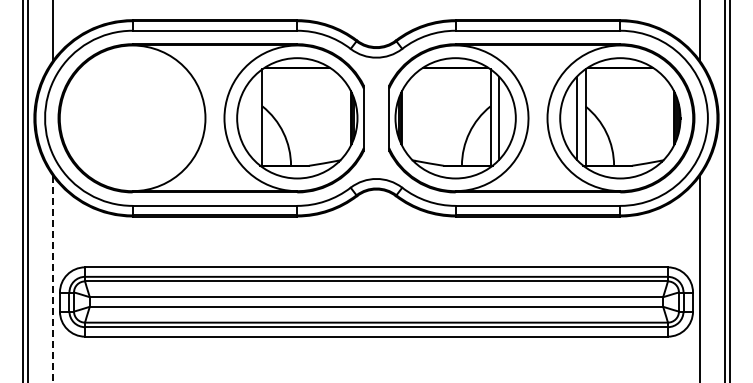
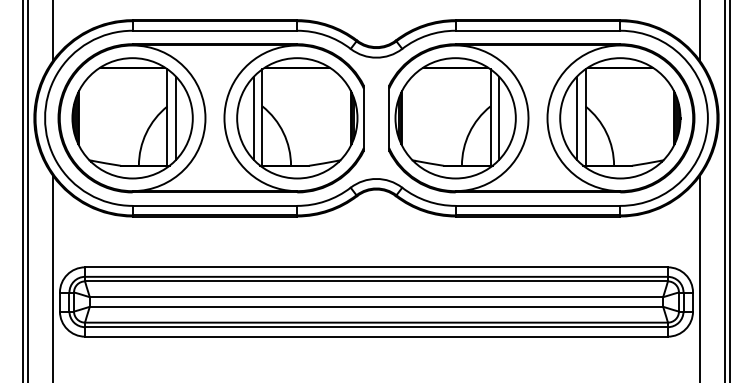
part: none -> present (132, 118)
line: none -> present (253, 118)
line: dashed -> solid (53, 280)
